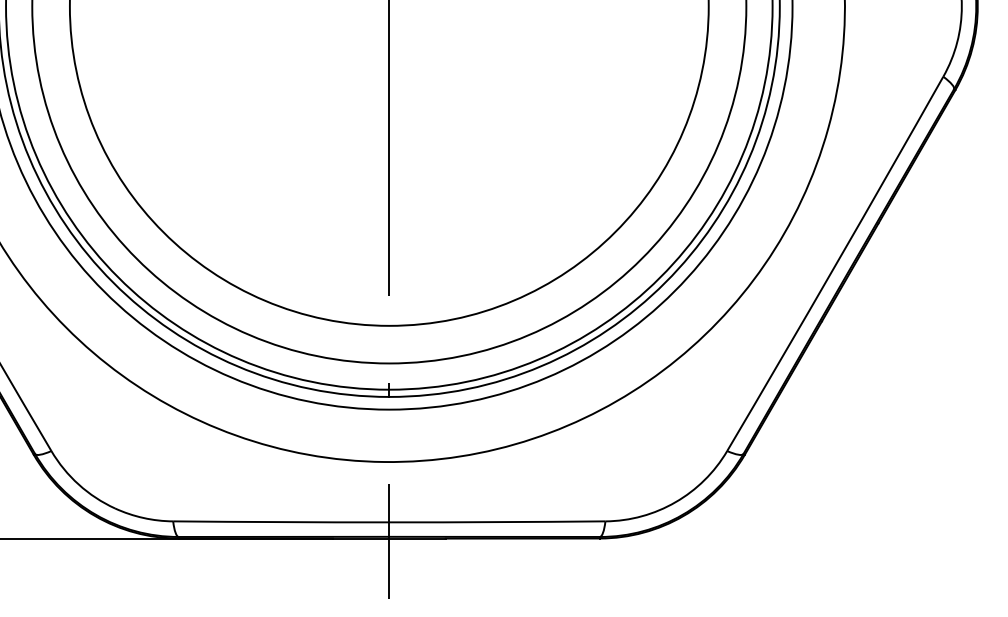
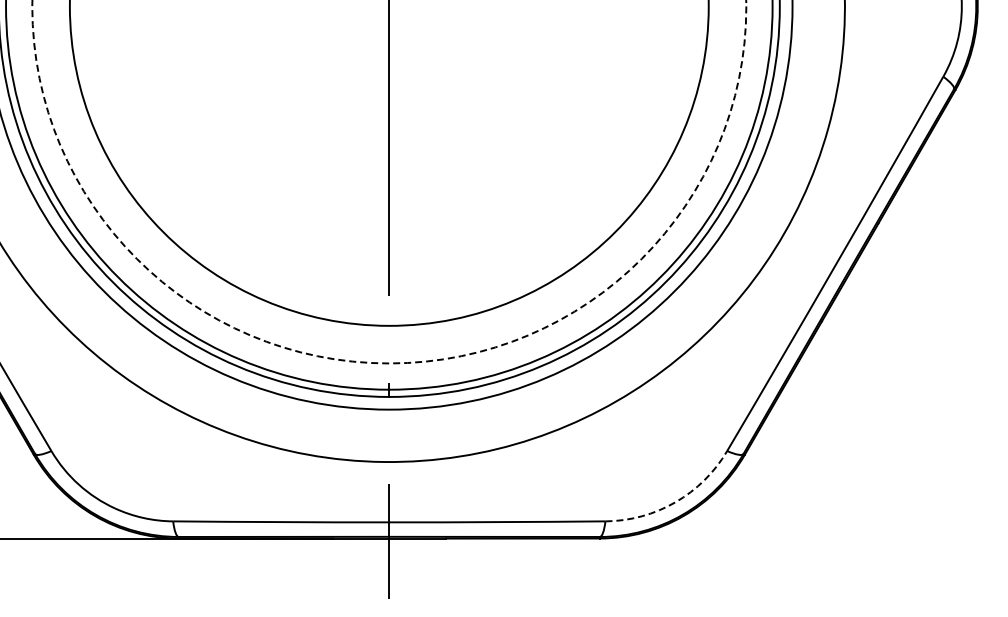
circle: solid -> dashed (389, 181)
arc: solid -> dashed (675, 502)
